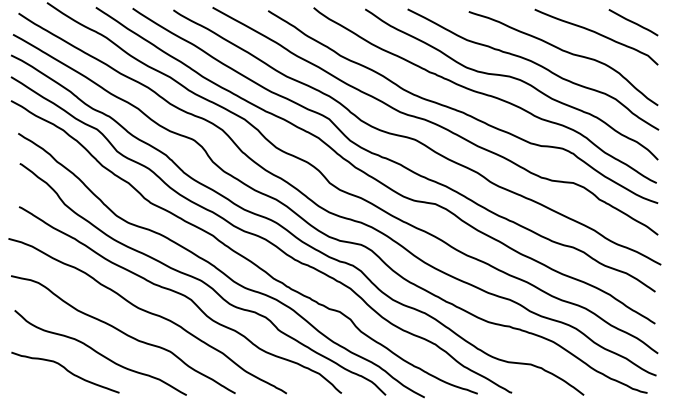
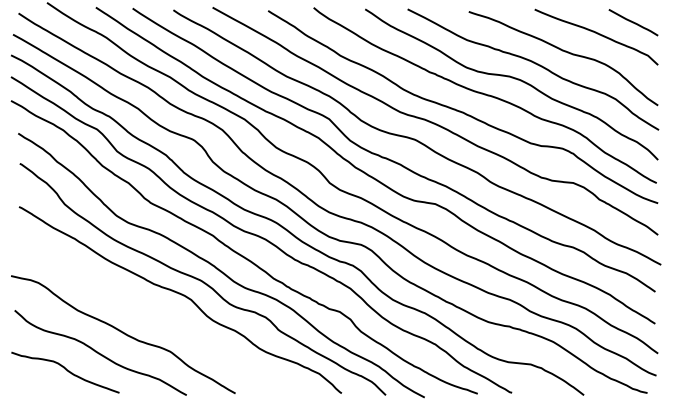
curve: present -> none (148, 313)
